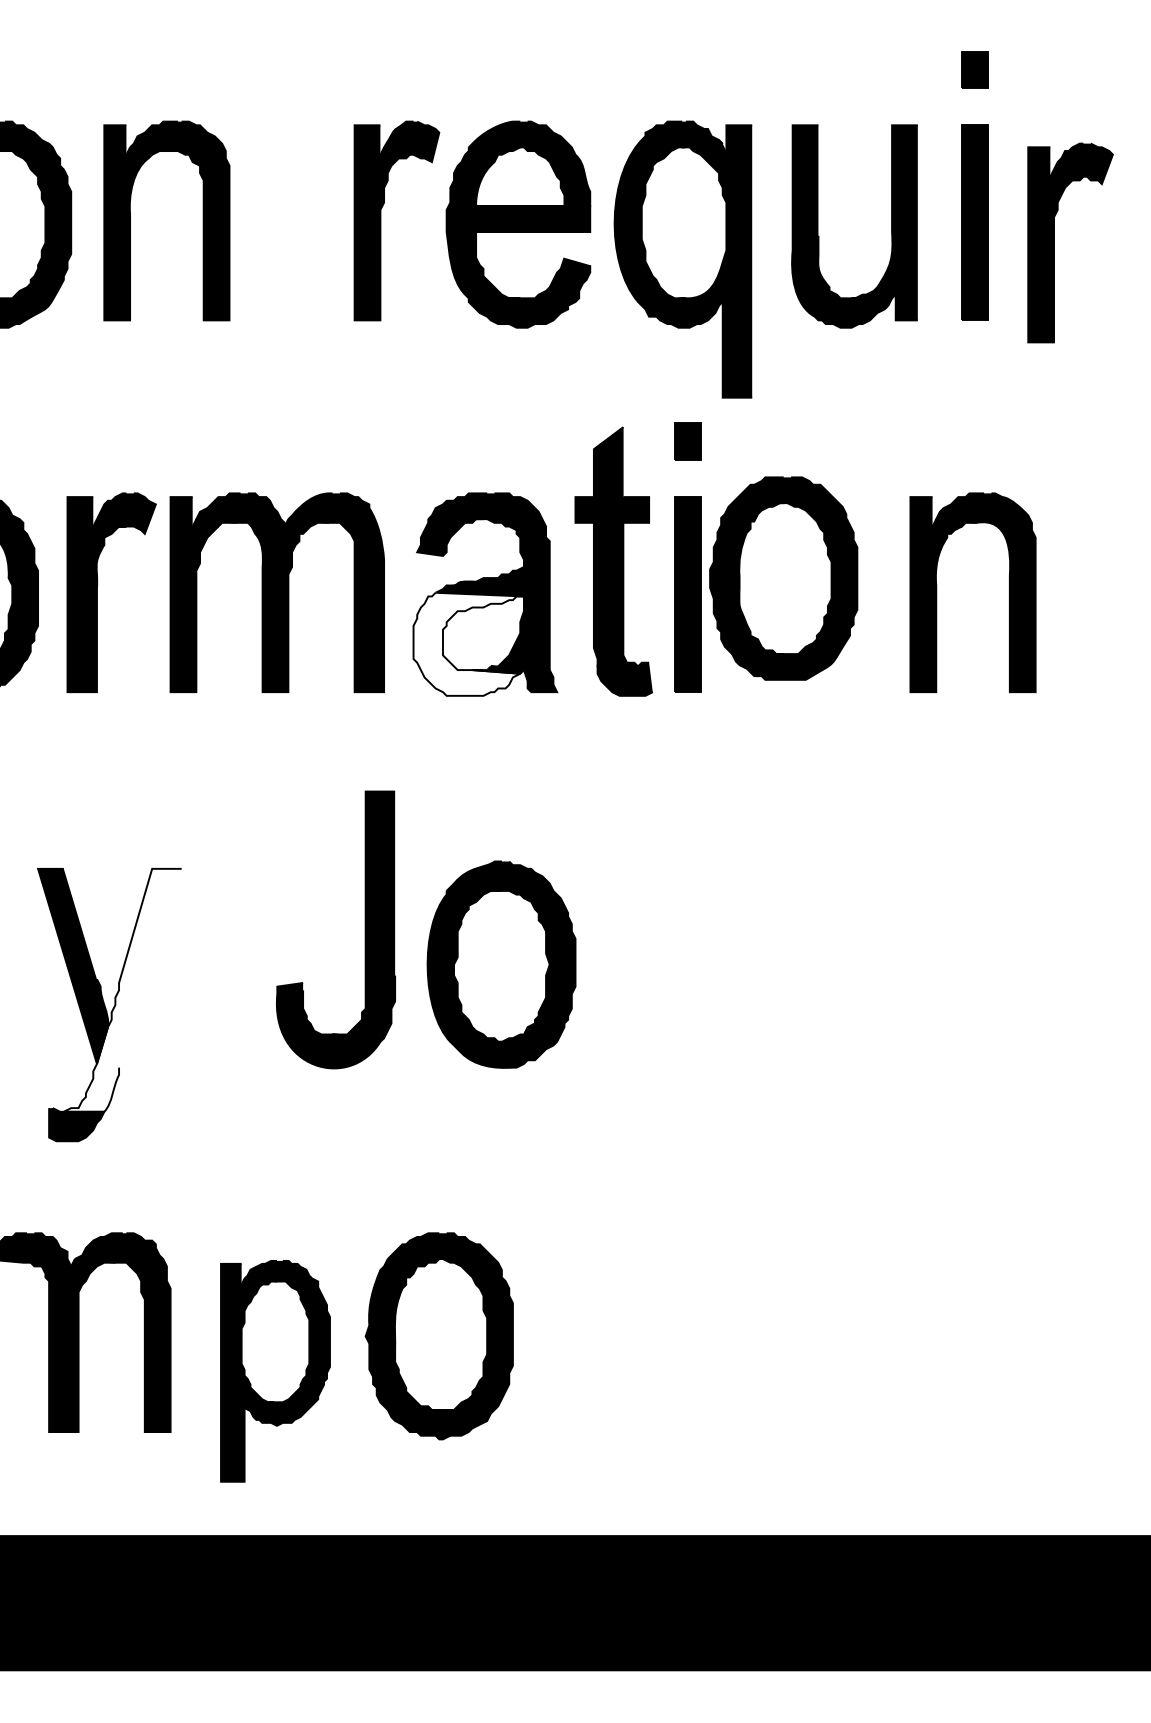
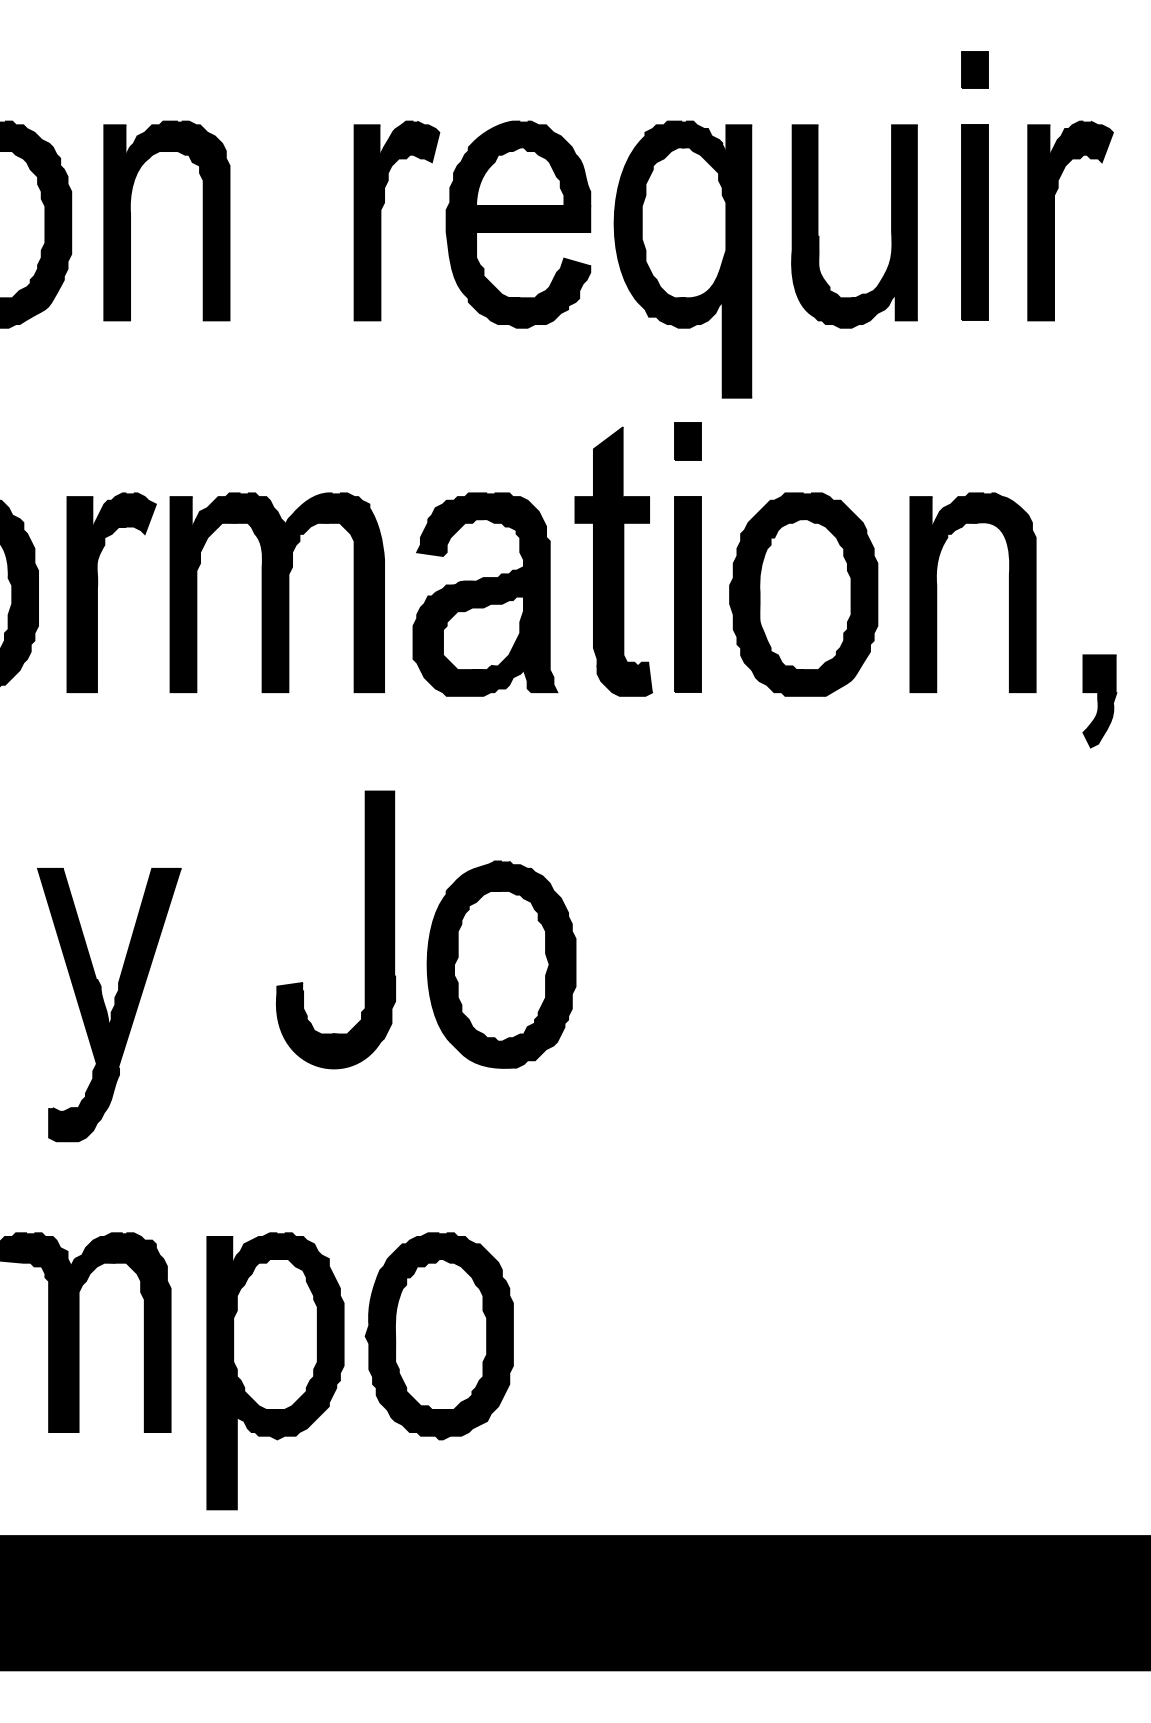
part position: (1054, 242) -> (1054, 220) (1054, 220)
part position: (783, 578) -> (803, 594) (803, 594)
fill: none -> present (468, 643)
part: none -> present (1099, 701)
fill: none -> present (122, 989)
part size: 111x223 px -> 139x279 px (275, 1371)
